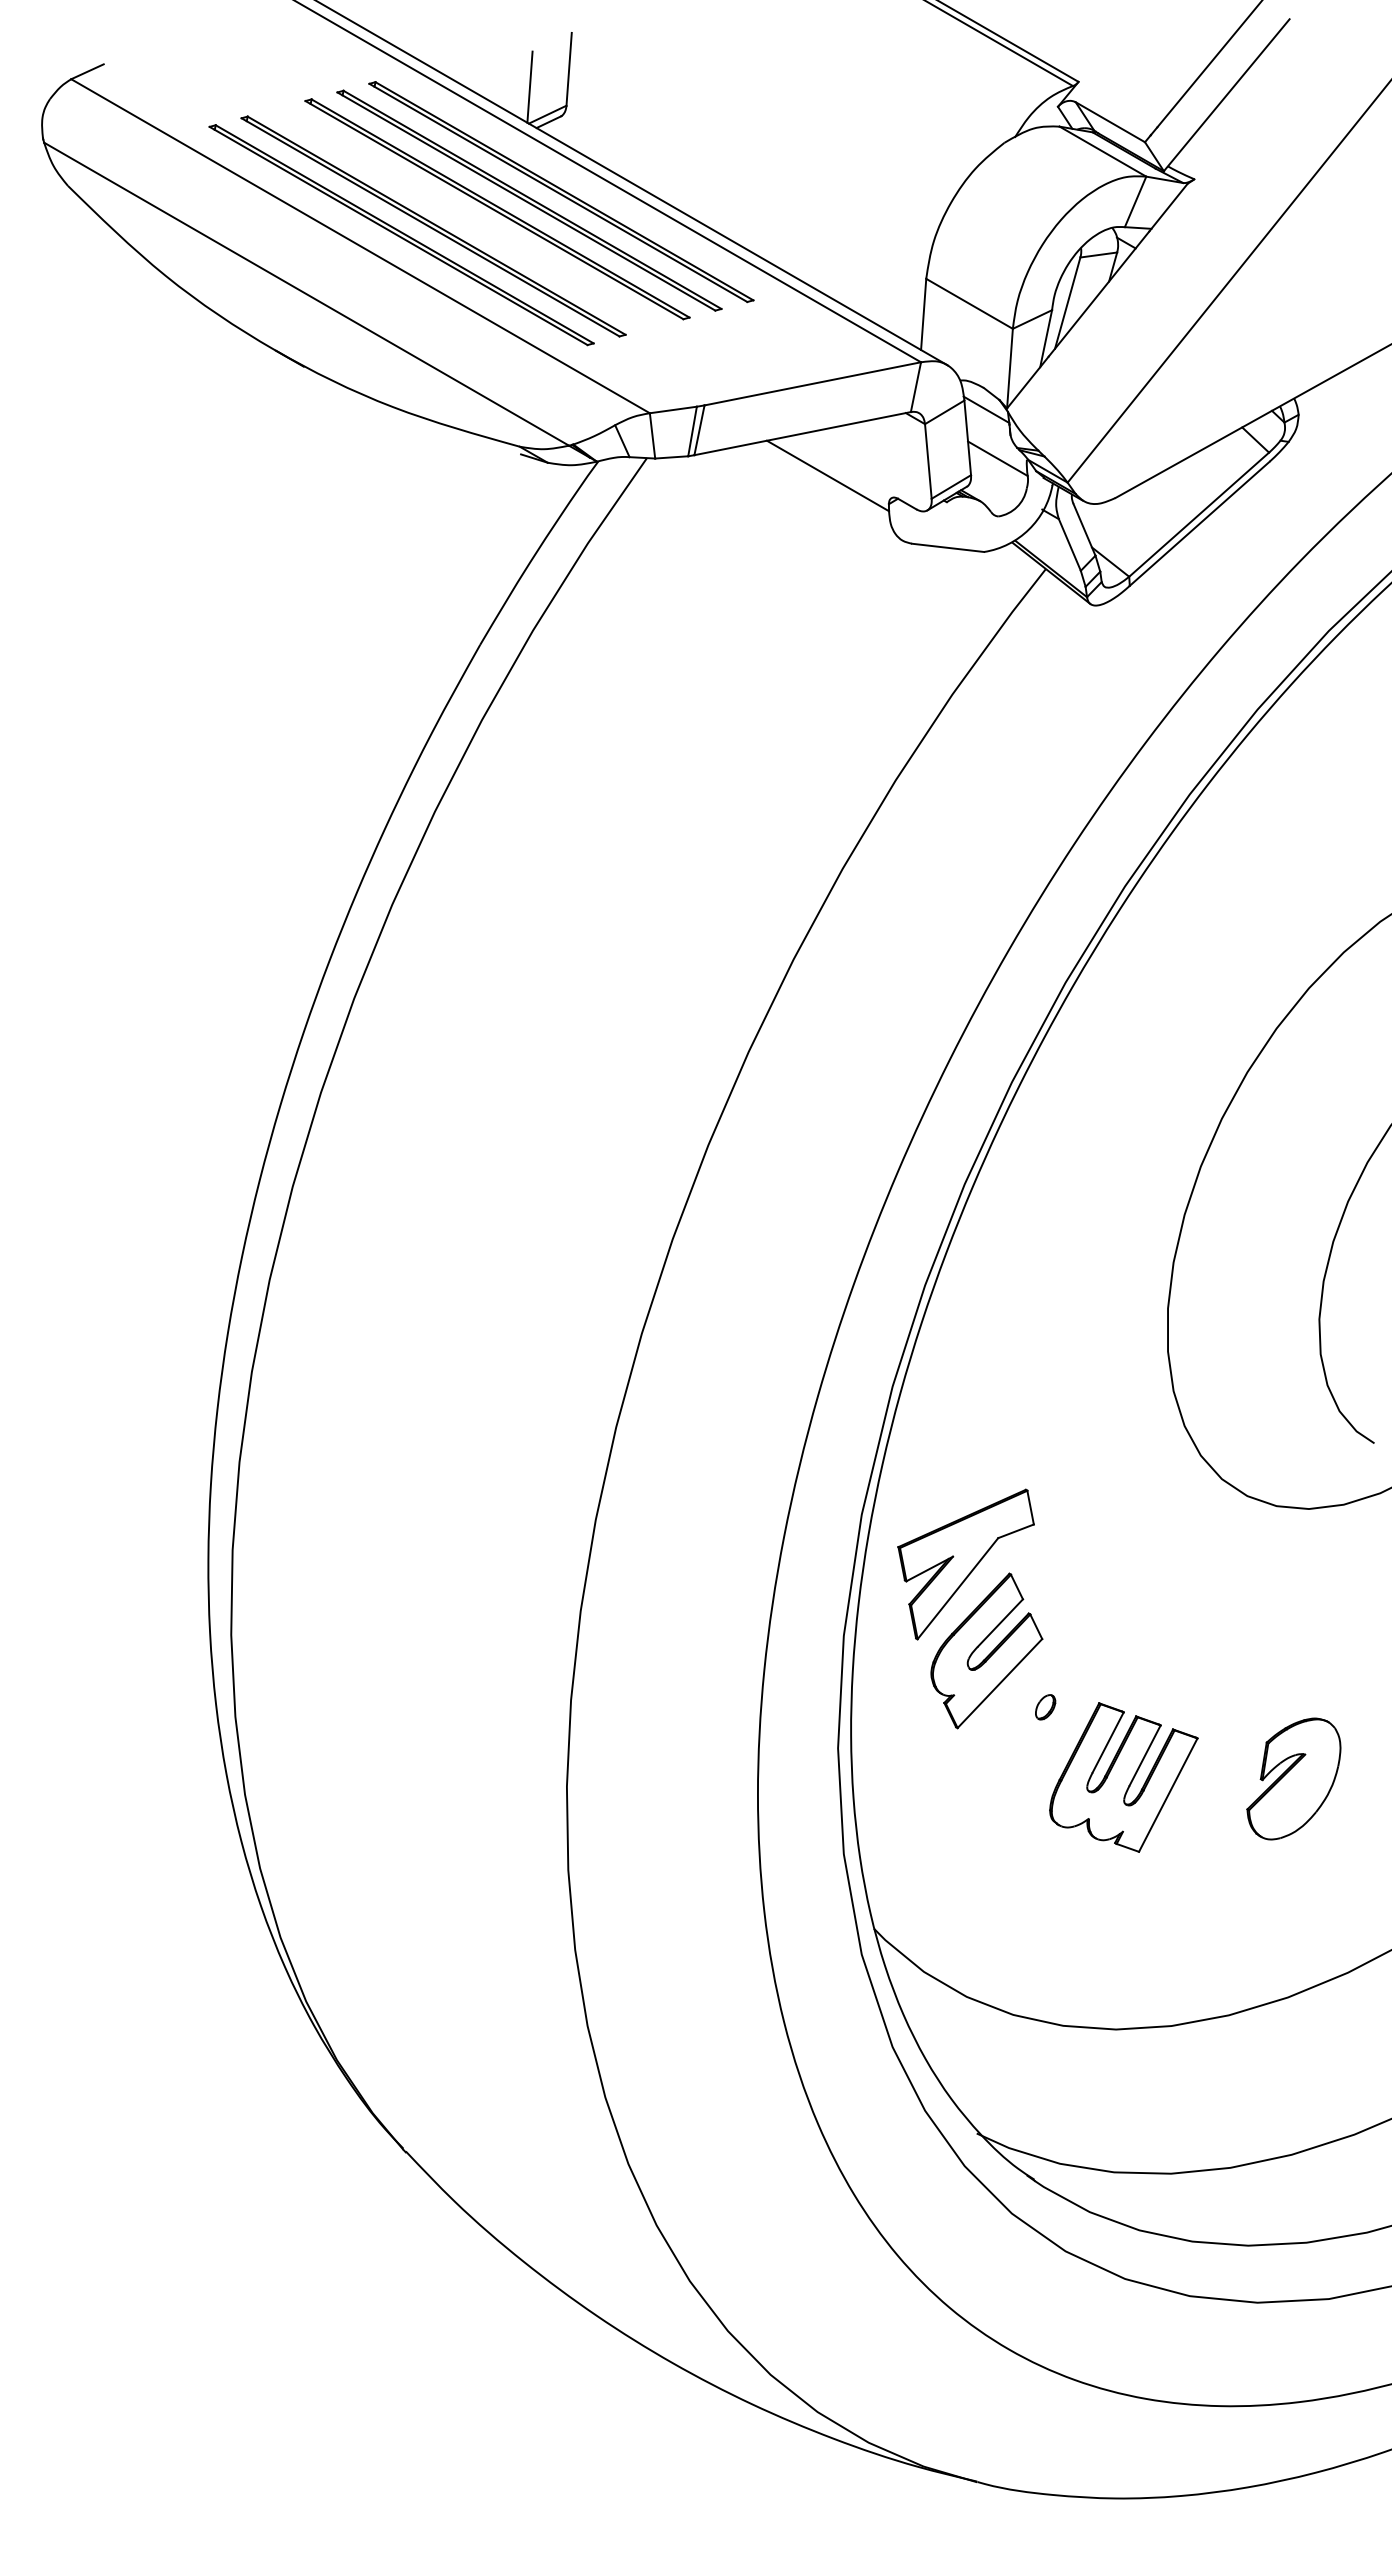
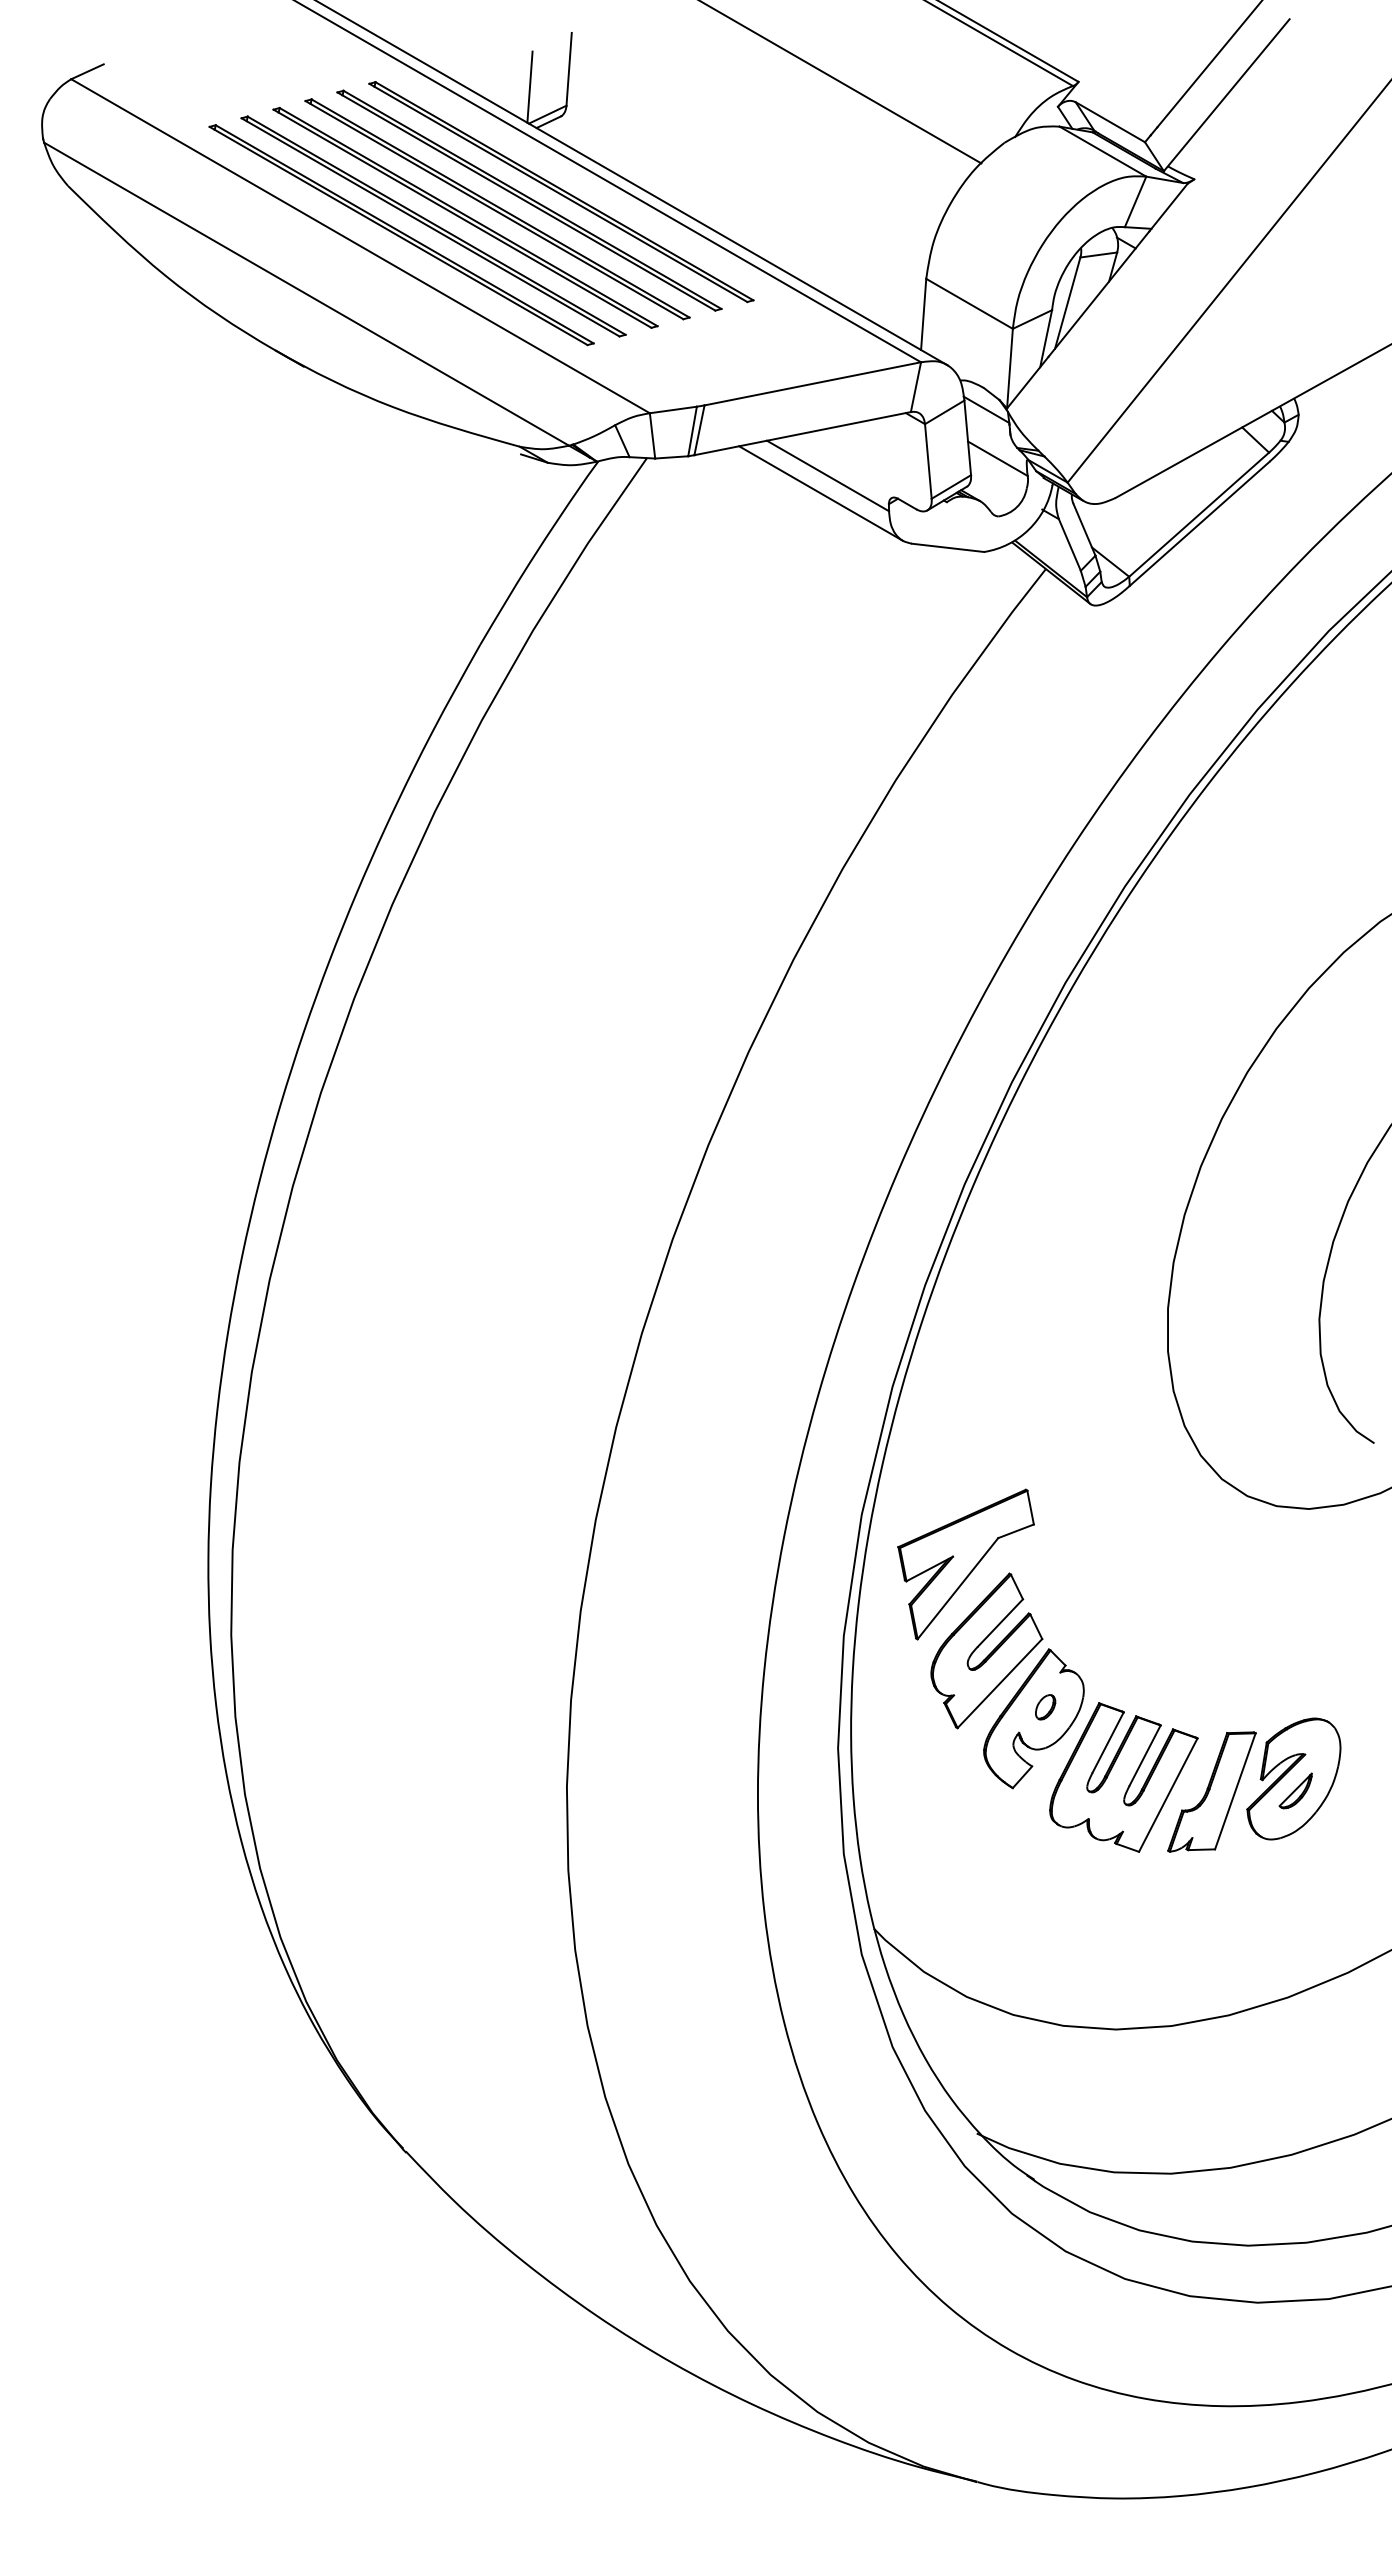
line: none -> present (841, 82)
part: none -> present (465, 217)
line: none -> present (820, 493)
part: none -> present (1033, 1718)
part: none -> present (1295, 1790)
part: none -> present (1211, 1791)
